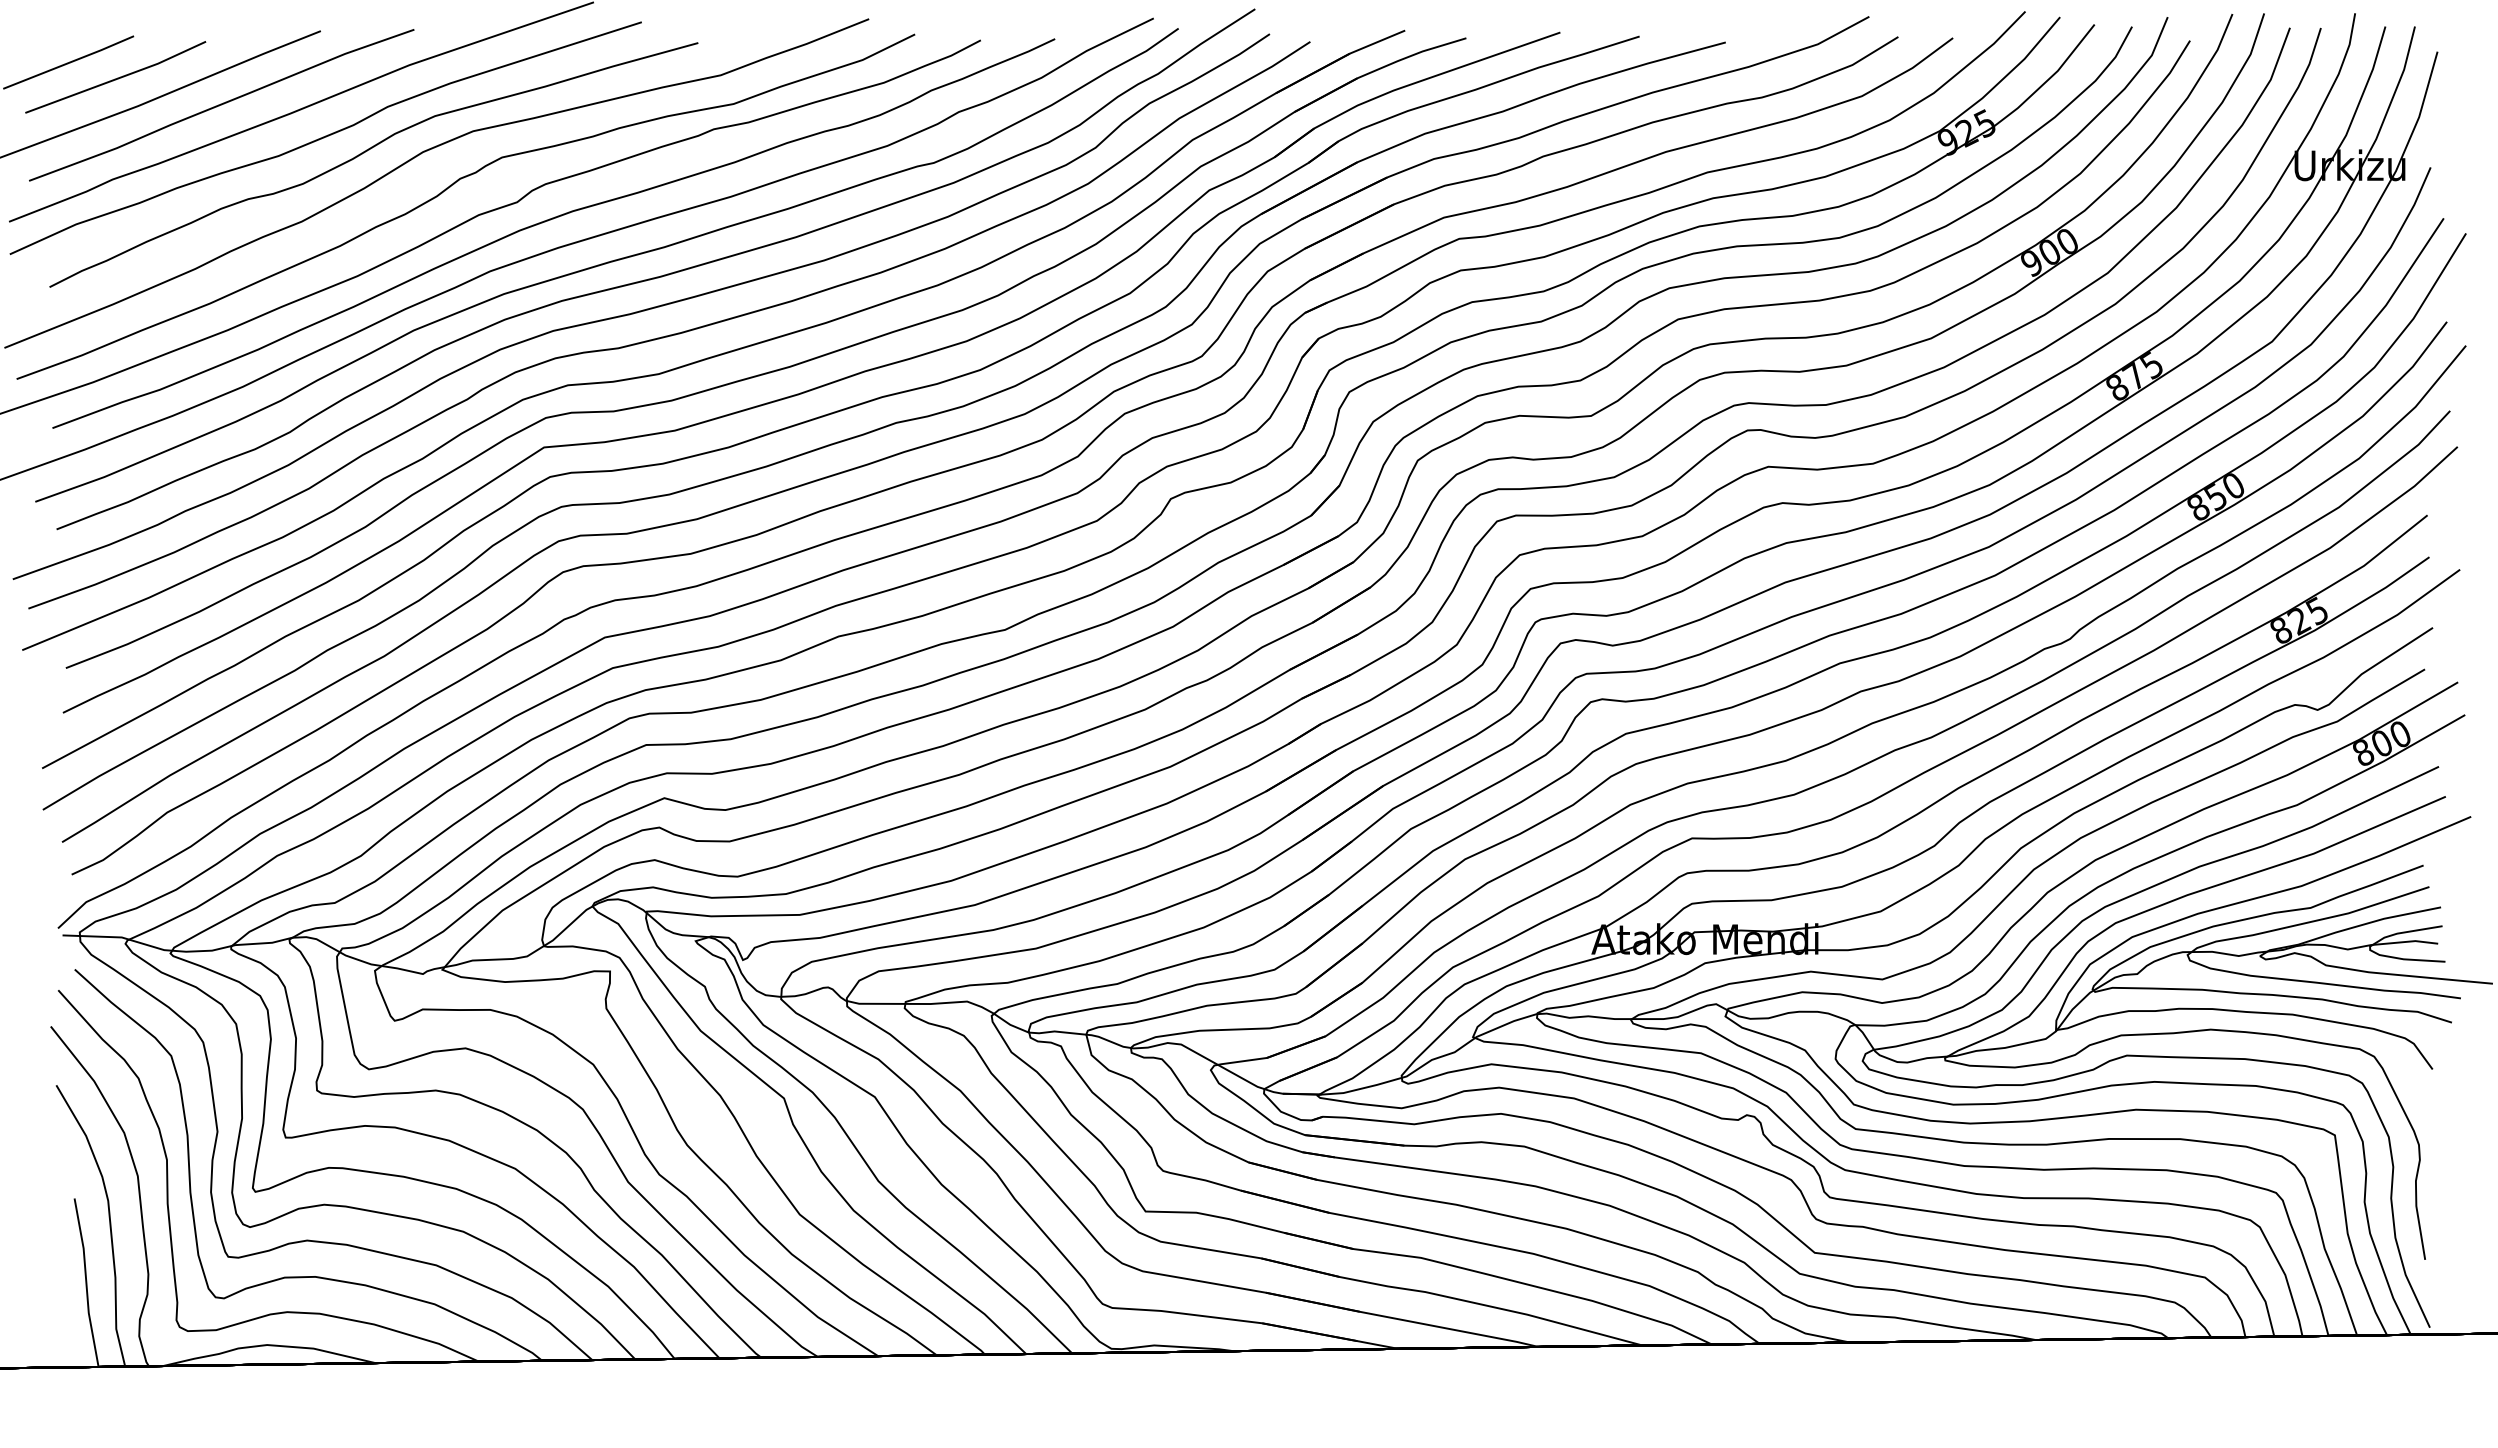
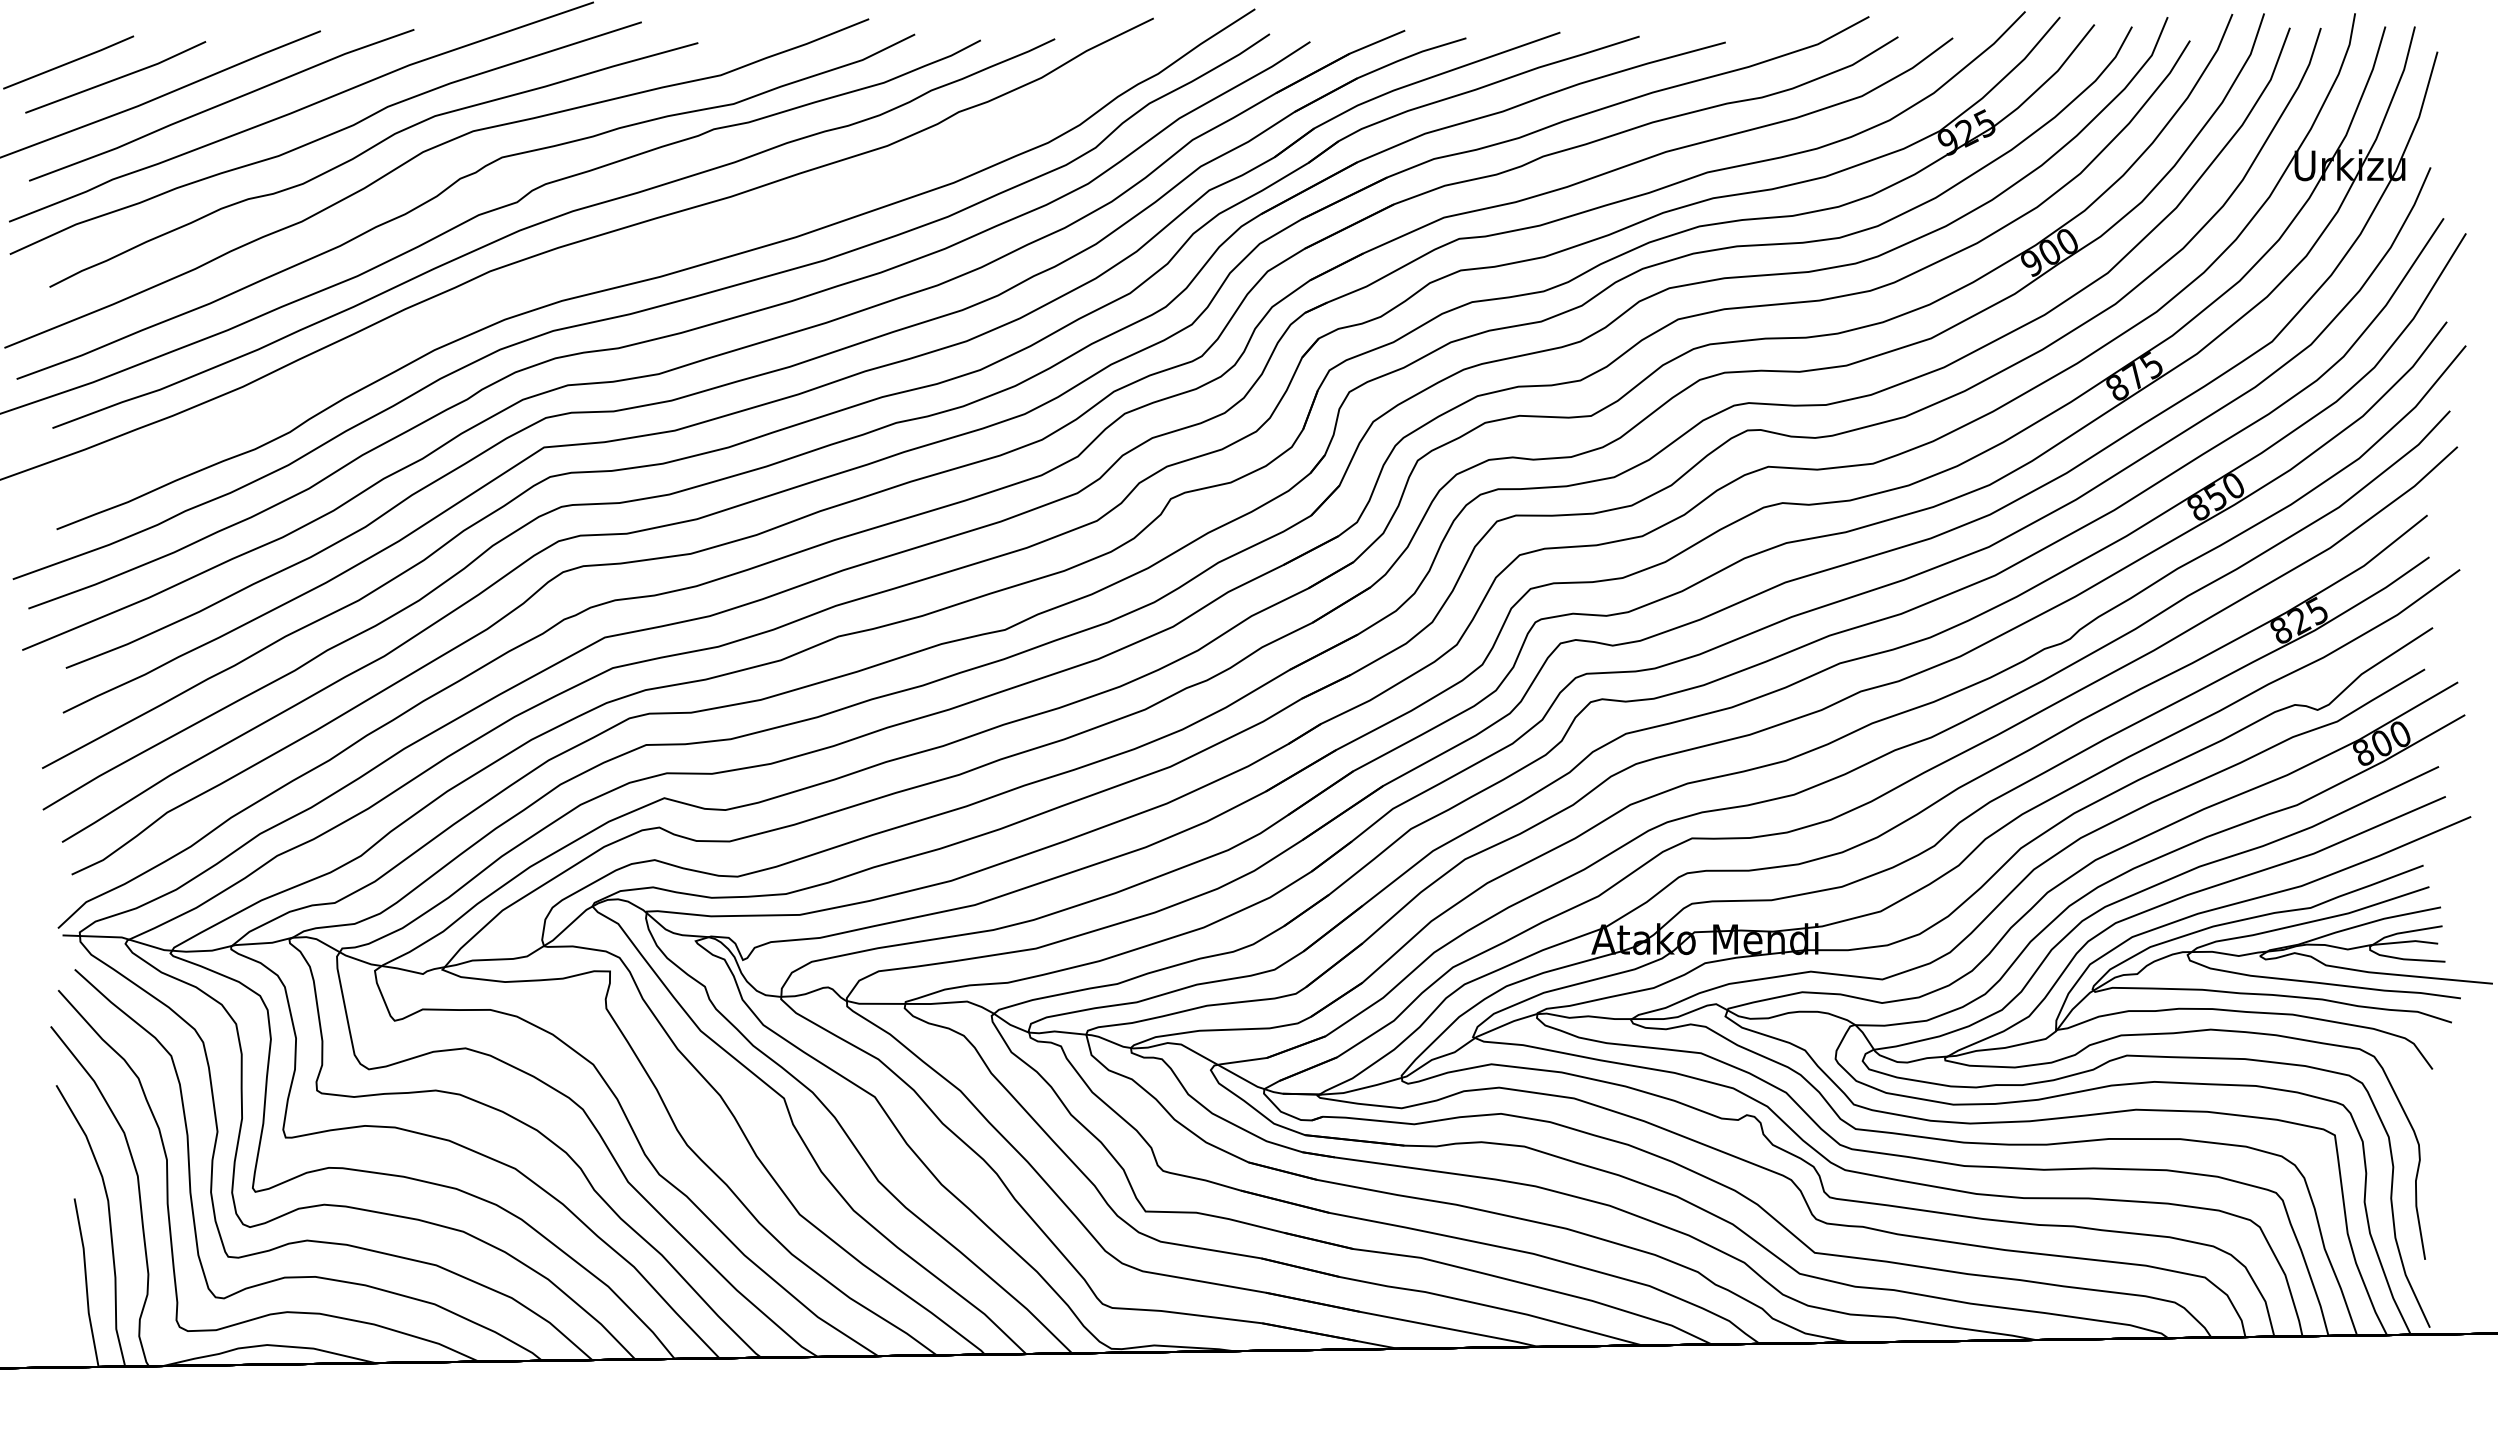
curve: present -> none (605, 264)
